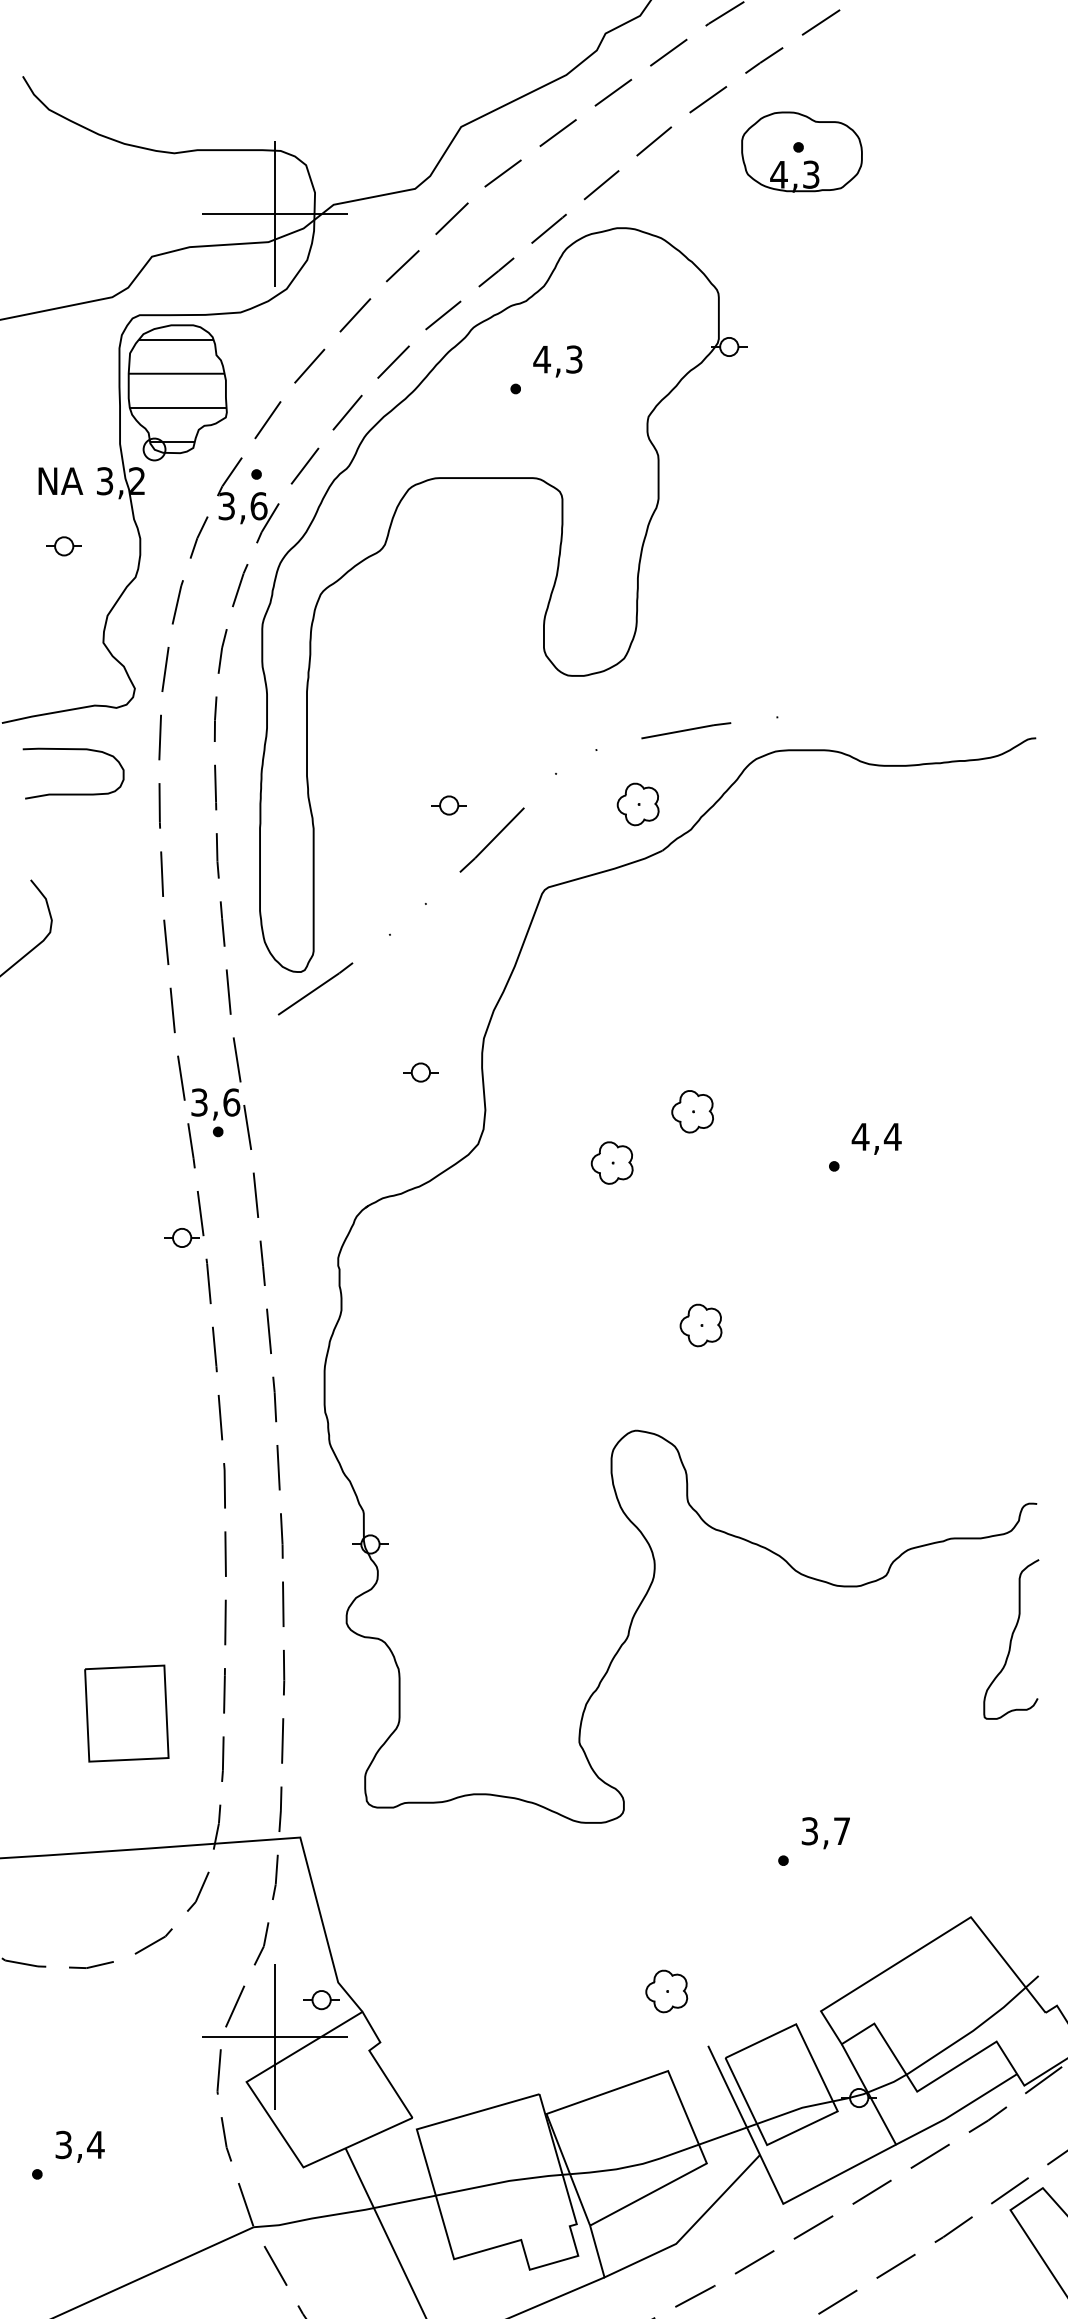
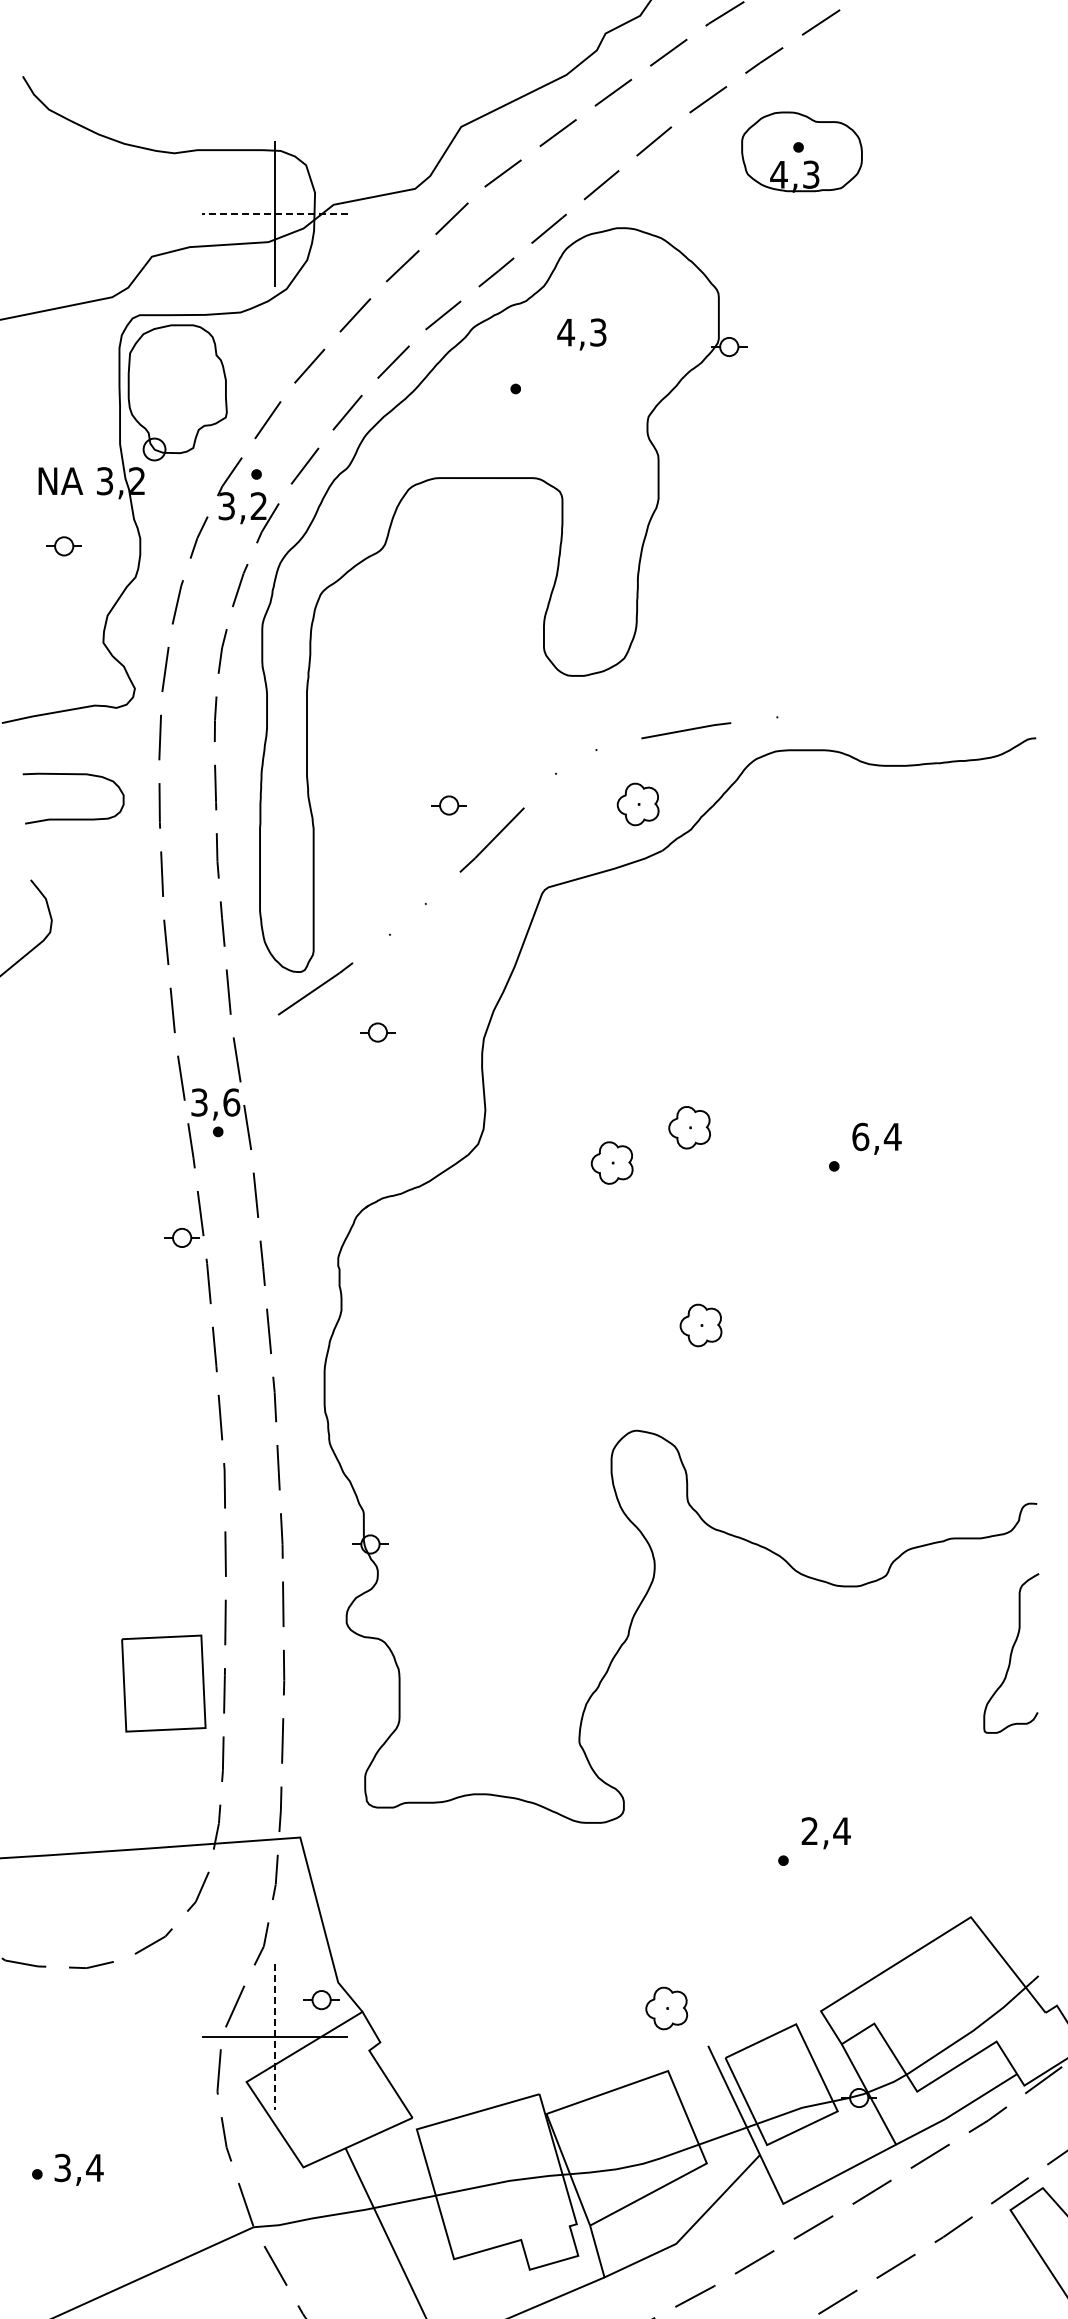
line: solid -> dashed (274, 214)
text position: (557, 361) -> (581, 334) (581, 334)
hatch: present -> none (177, 390)
text: 3,6 -> 3,2 (258, 506)
curve position: (73, 793) -> (73, 818) (73, 818)
part position: (420, 1072) -> (377, 1032) (377, 1032)
part position: (692, 1111) -> (689, 1127) (689, 1127)
text: 4,4 -> 6,4 (860, 1136)
curve position: (1011, 1639) -> (1011, 1653) (1011, 1653)
part position: (126, 1713) -> (163, 1683) (163, 1683)
text: 3,7 -> 2,4 (825, 1831)
part position: (666, 1991) -> (666, 2008) (666, 2008)
line: solid -> dashed (274, 2037)
text position: (79, 2146) -> (78, 2169) (78, 2169)
